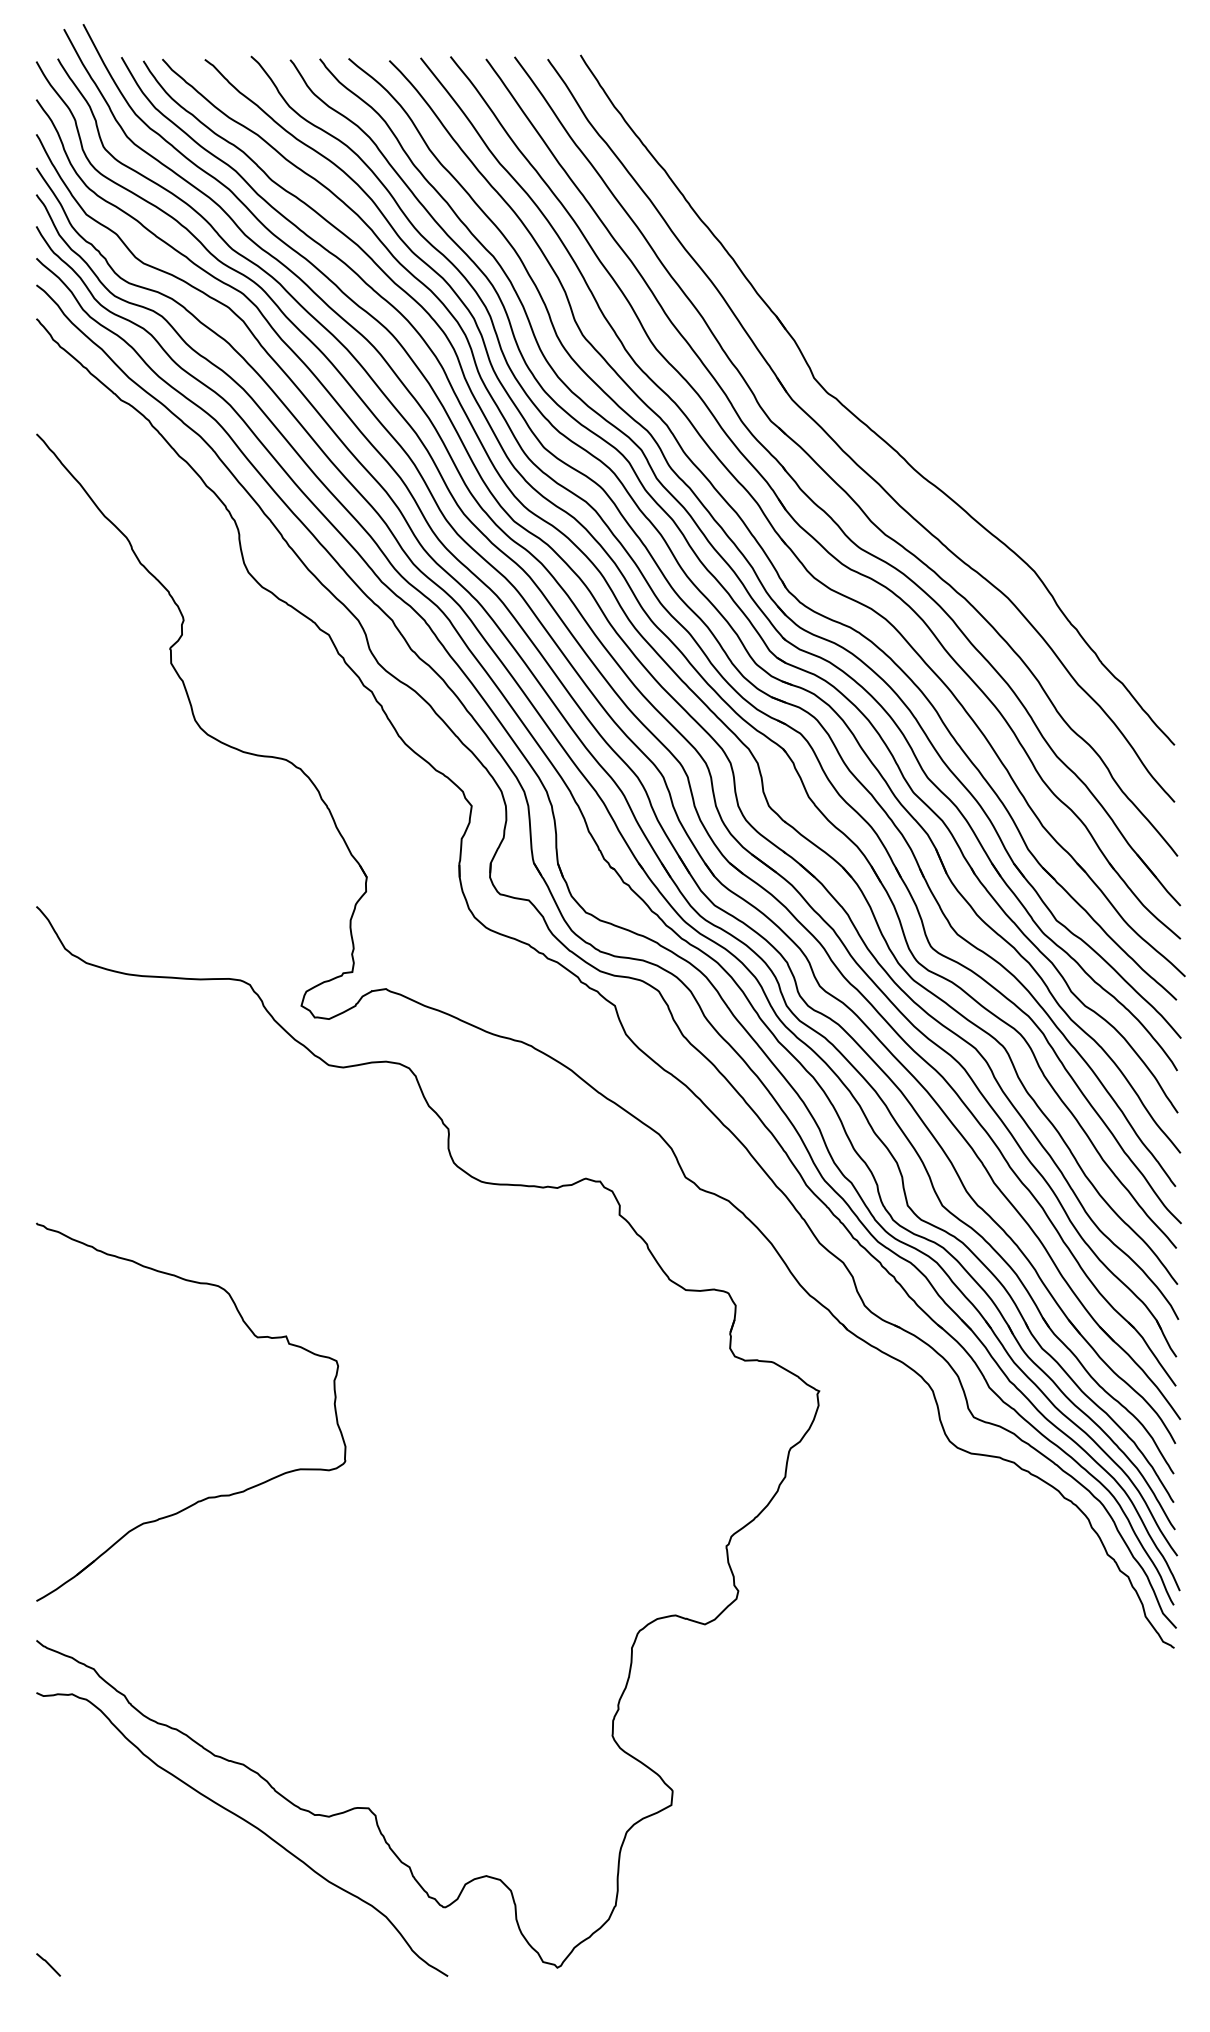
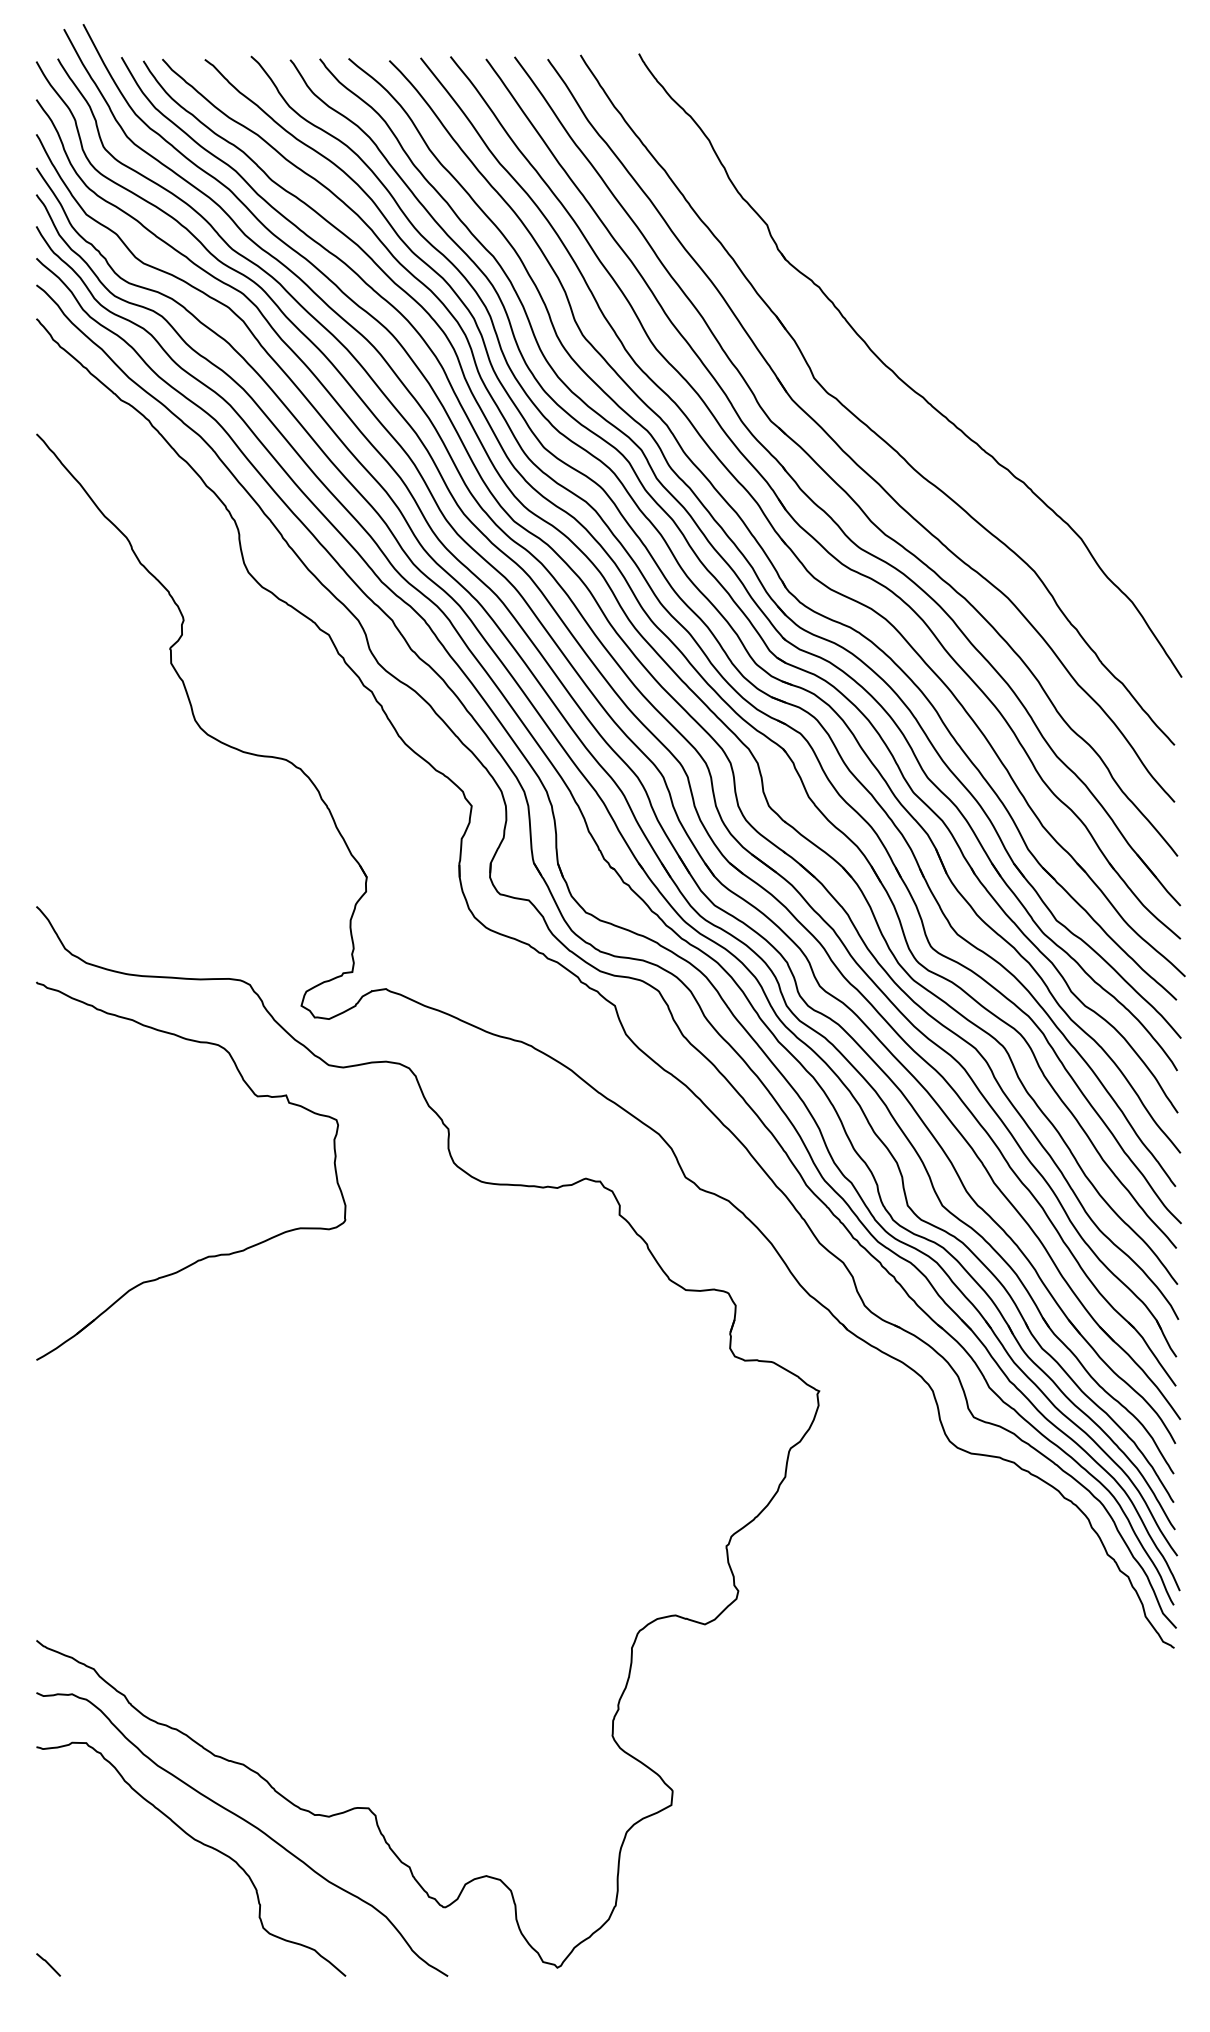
part: none -> present (896, 373)
part position: (208, 1496) -> (208, 1255) (208, 1255)
curve: none -> present (198, 1842)
